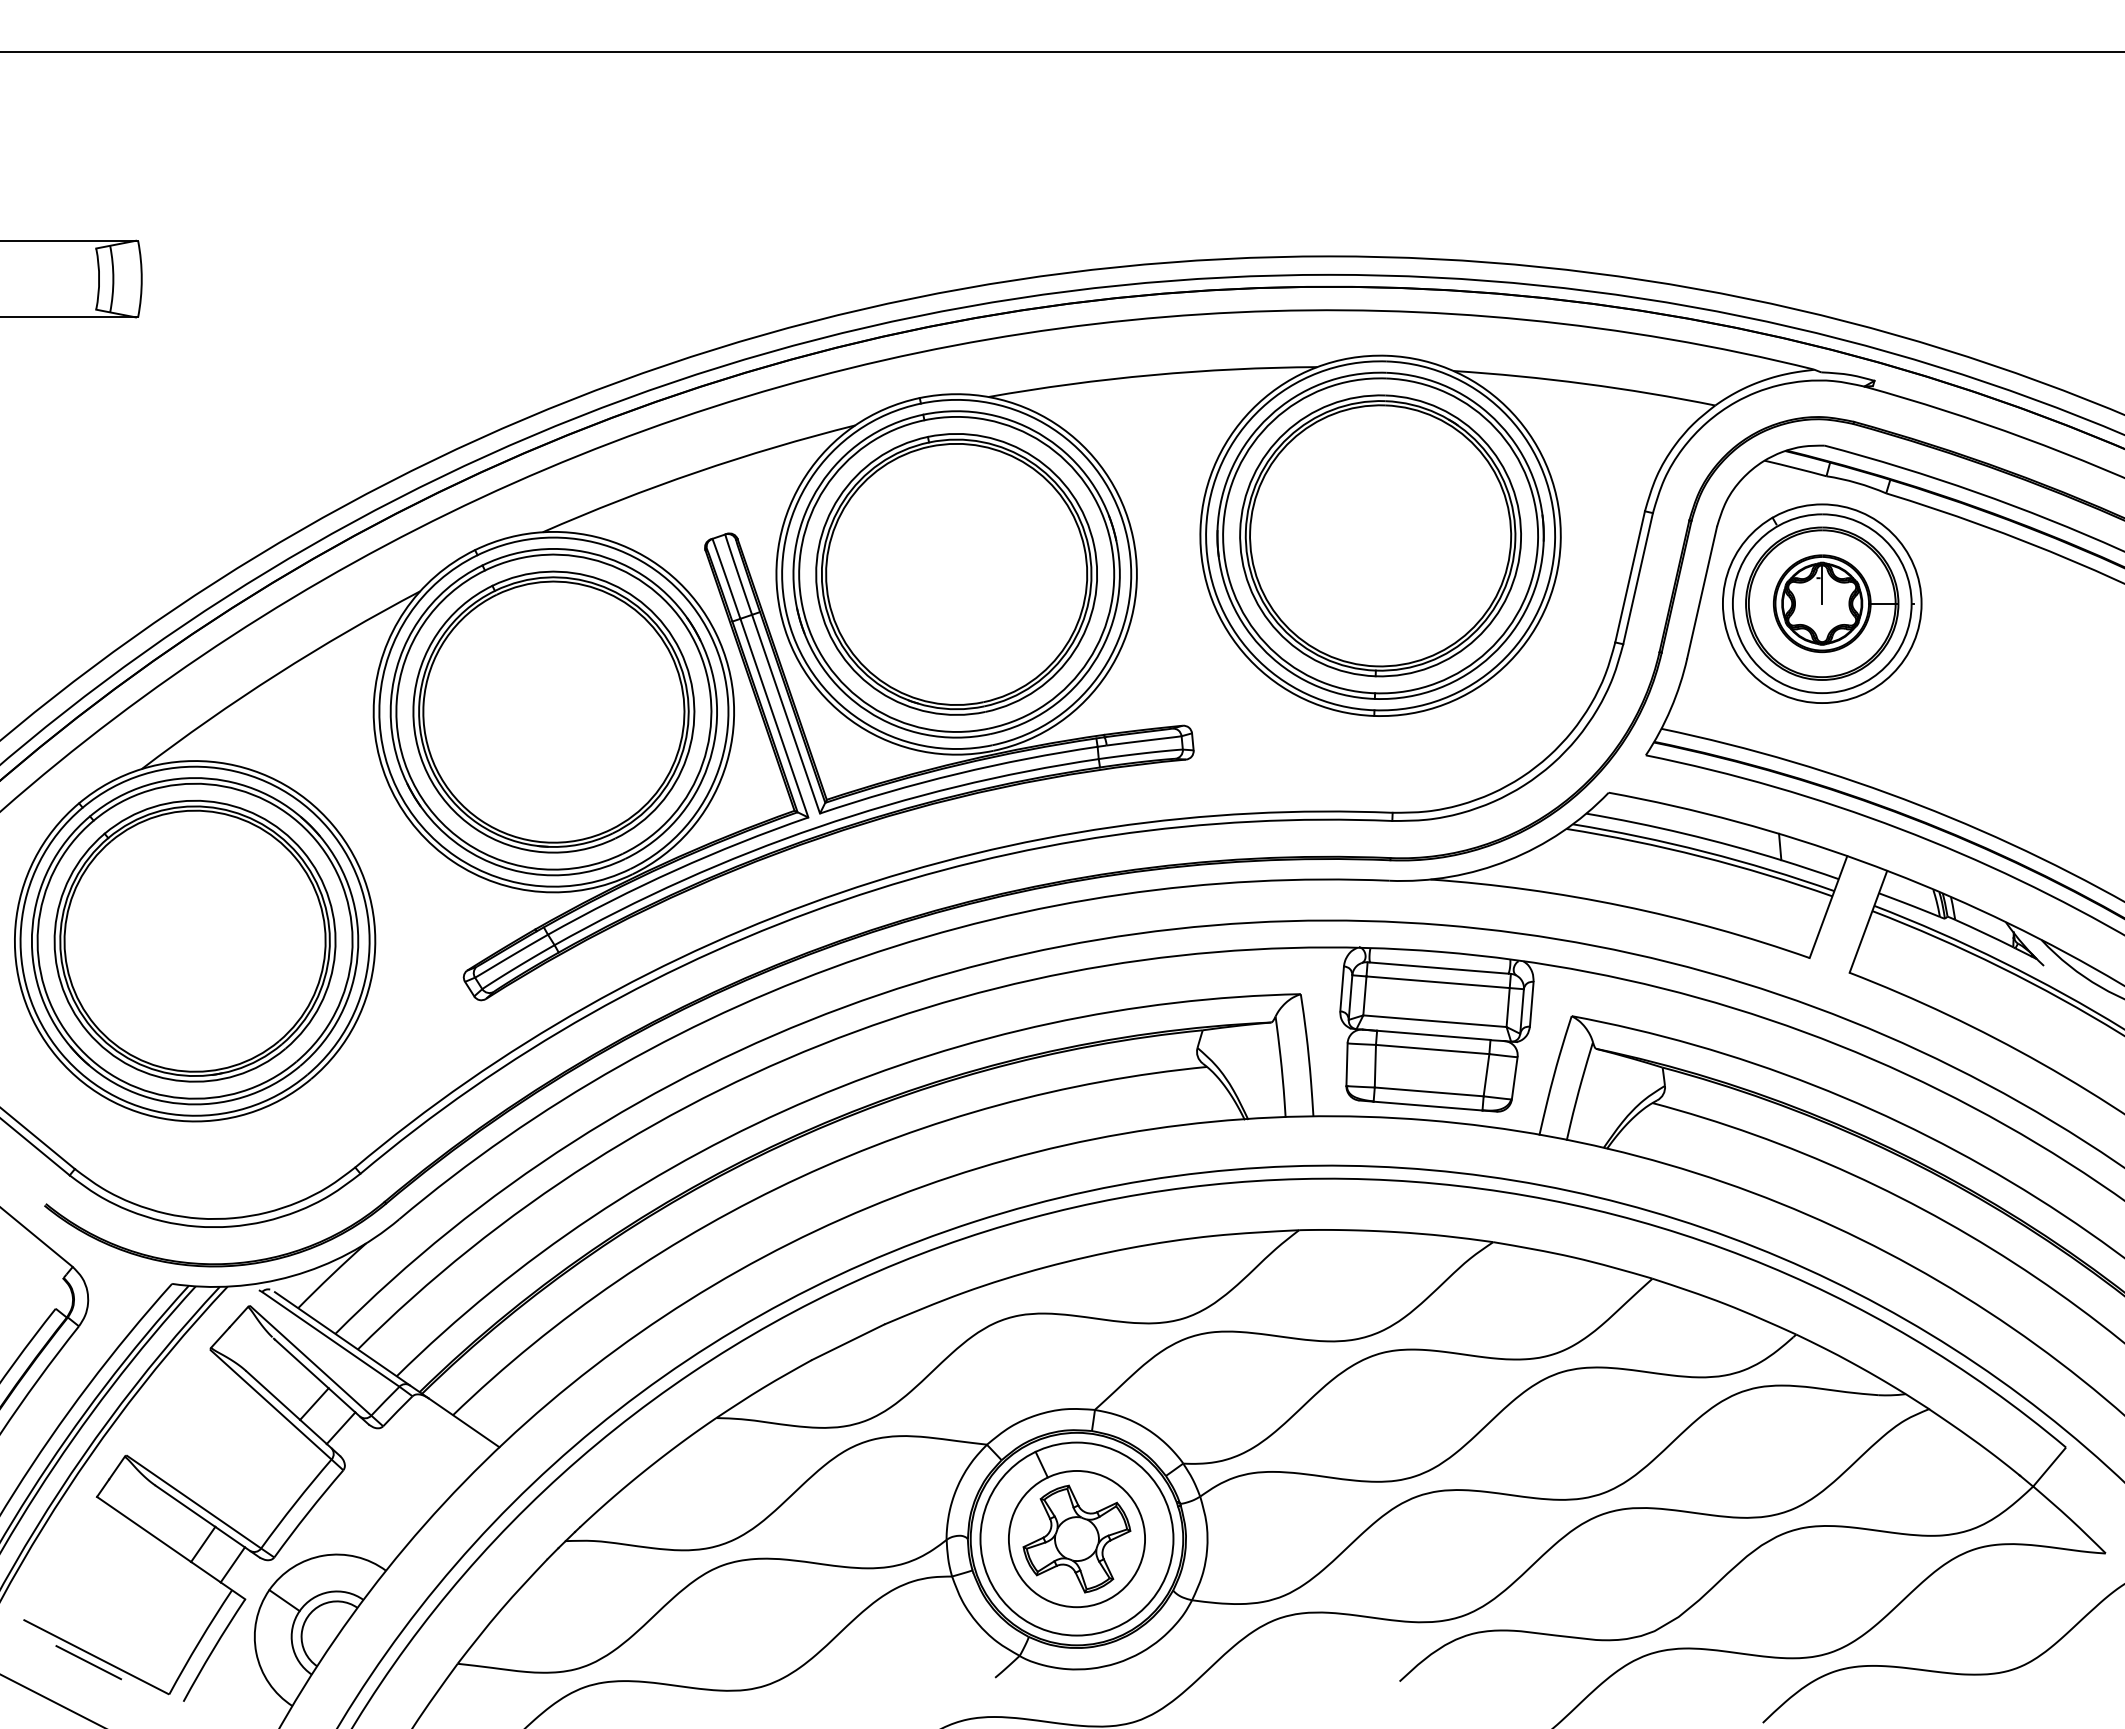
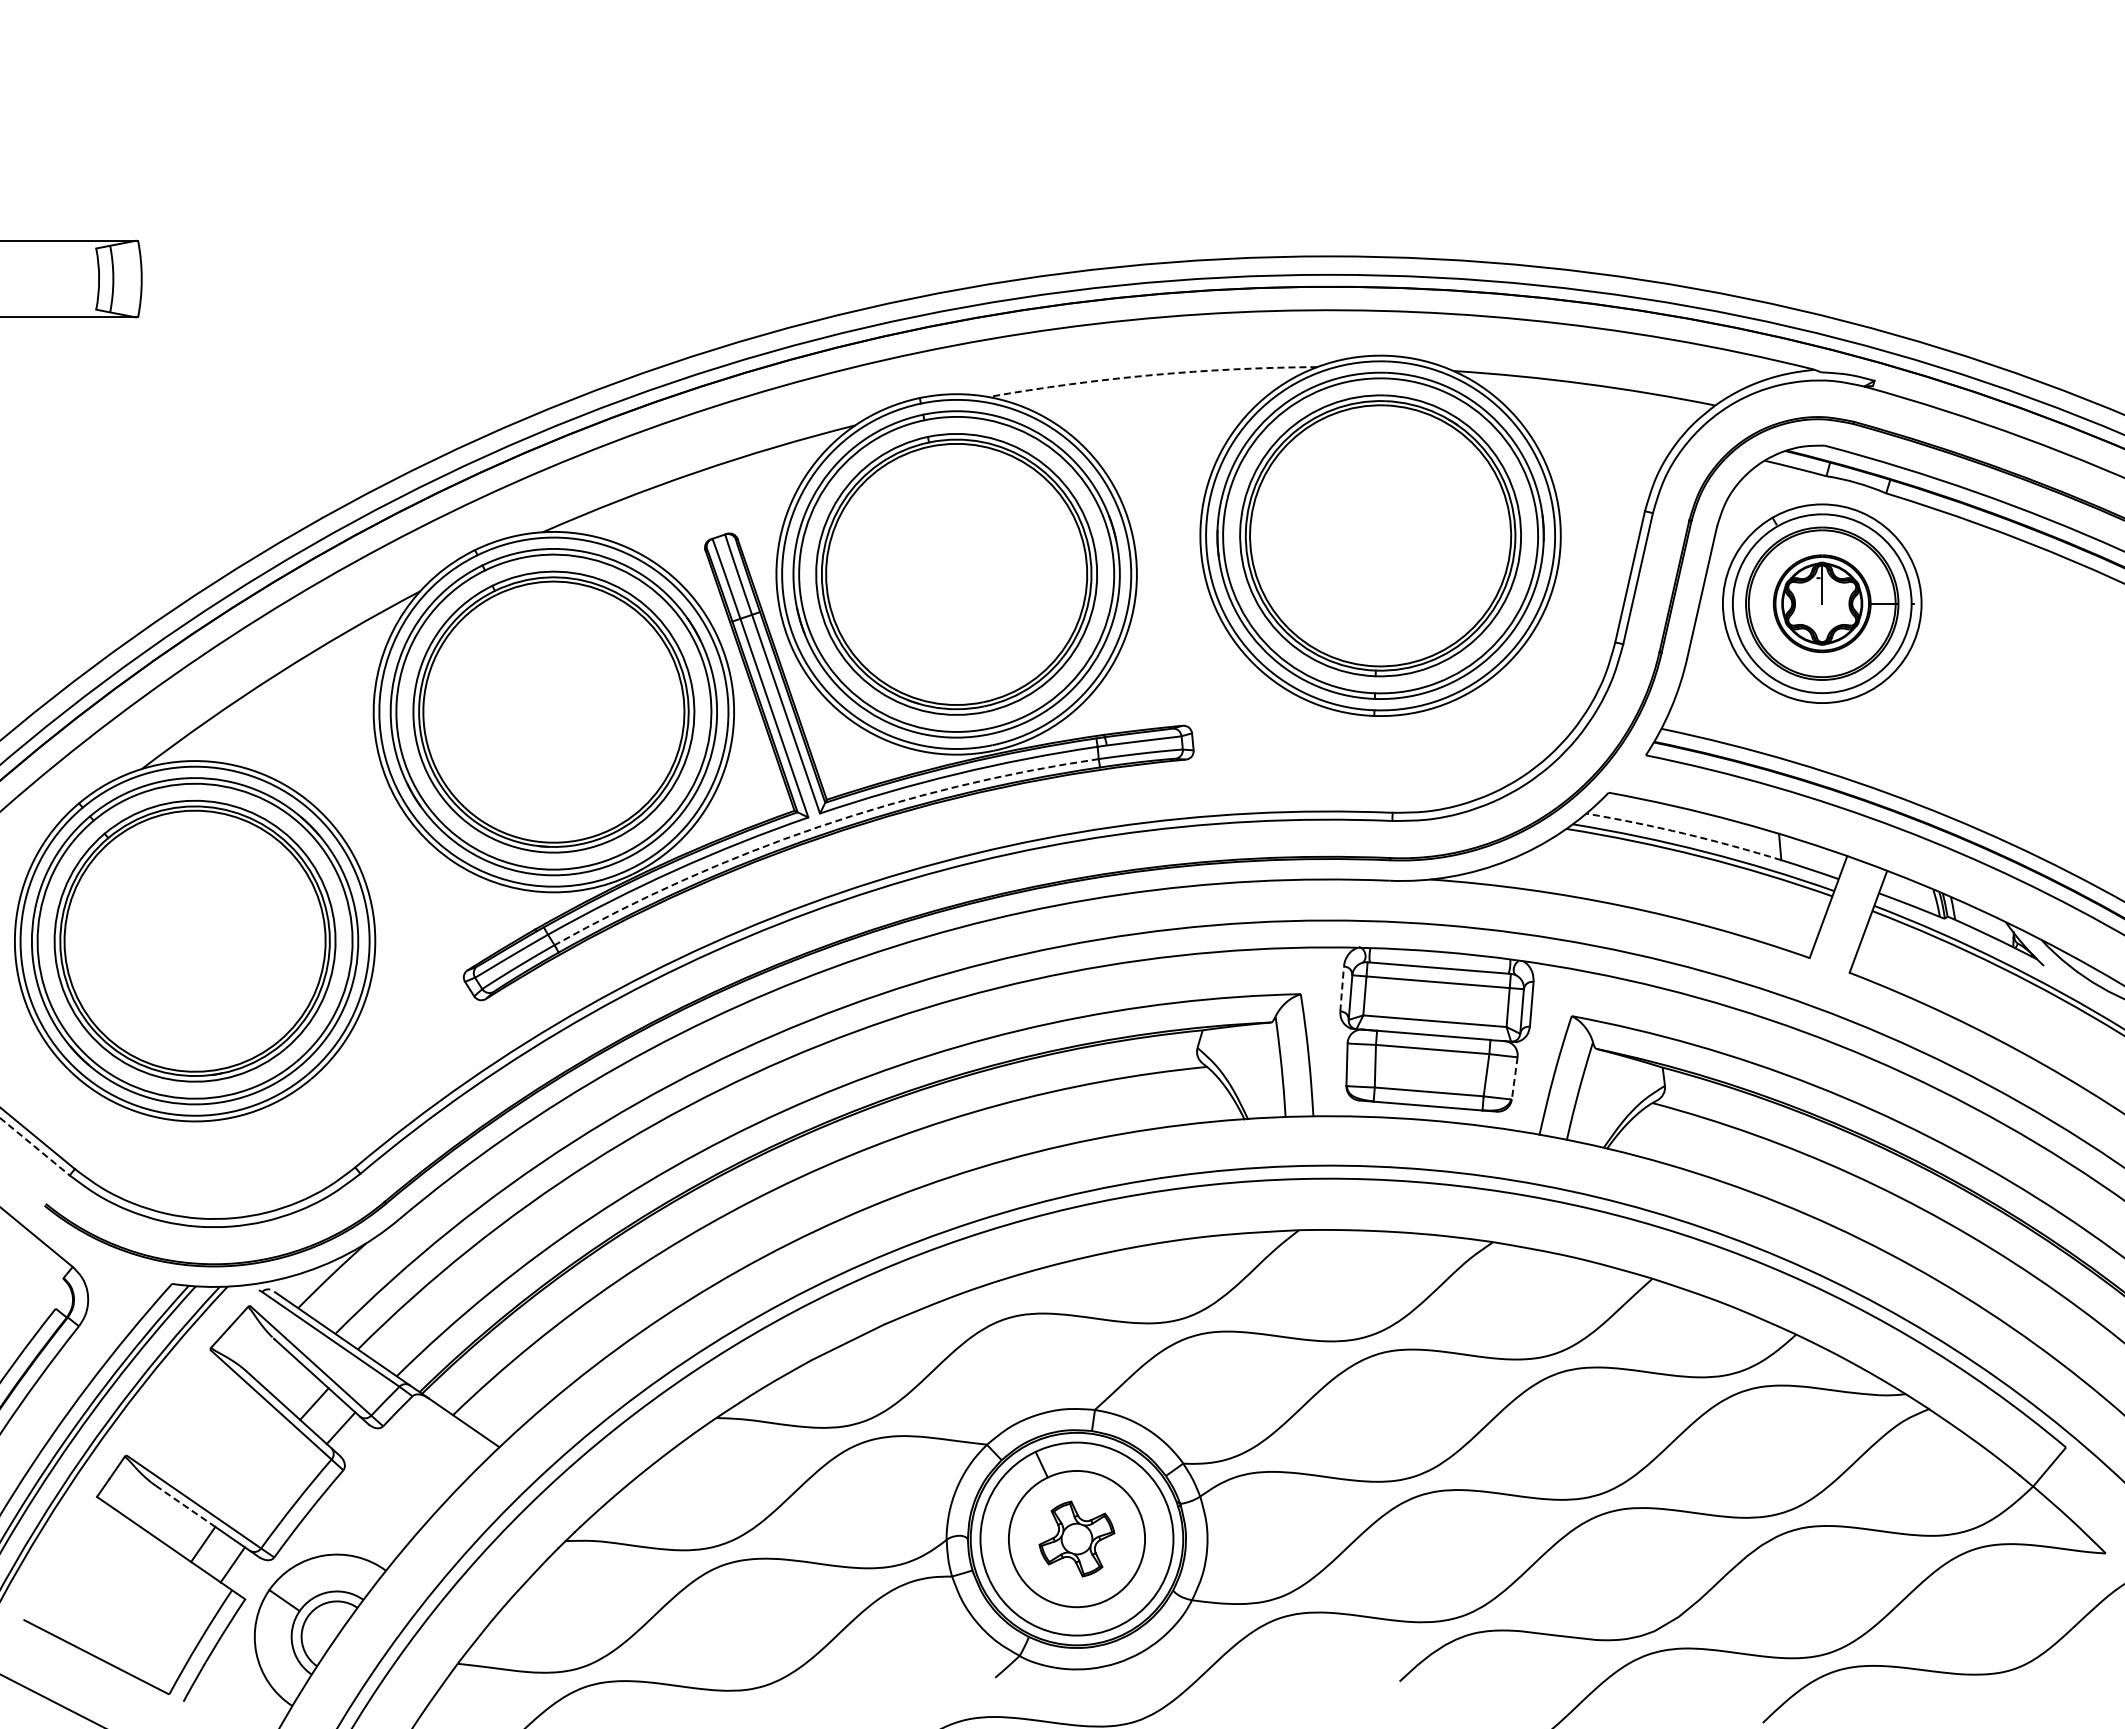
line: present -> none (1061, 52)
arc: solid -> dashed (1152, 375)
arc: solid -> dashed (818, 827)
arc: solid -> dashed (1684, 833)
line: solid -> dashed (1342, 989)
line: solid -> dashed (1514, 1078)
line: solid -> dashed (35, 1146)
line: solid -> dashed (185, 1506)
part size: 110x110 px -> 78x78 px (1076, 1538)
line: present -> none (88, 1662)
